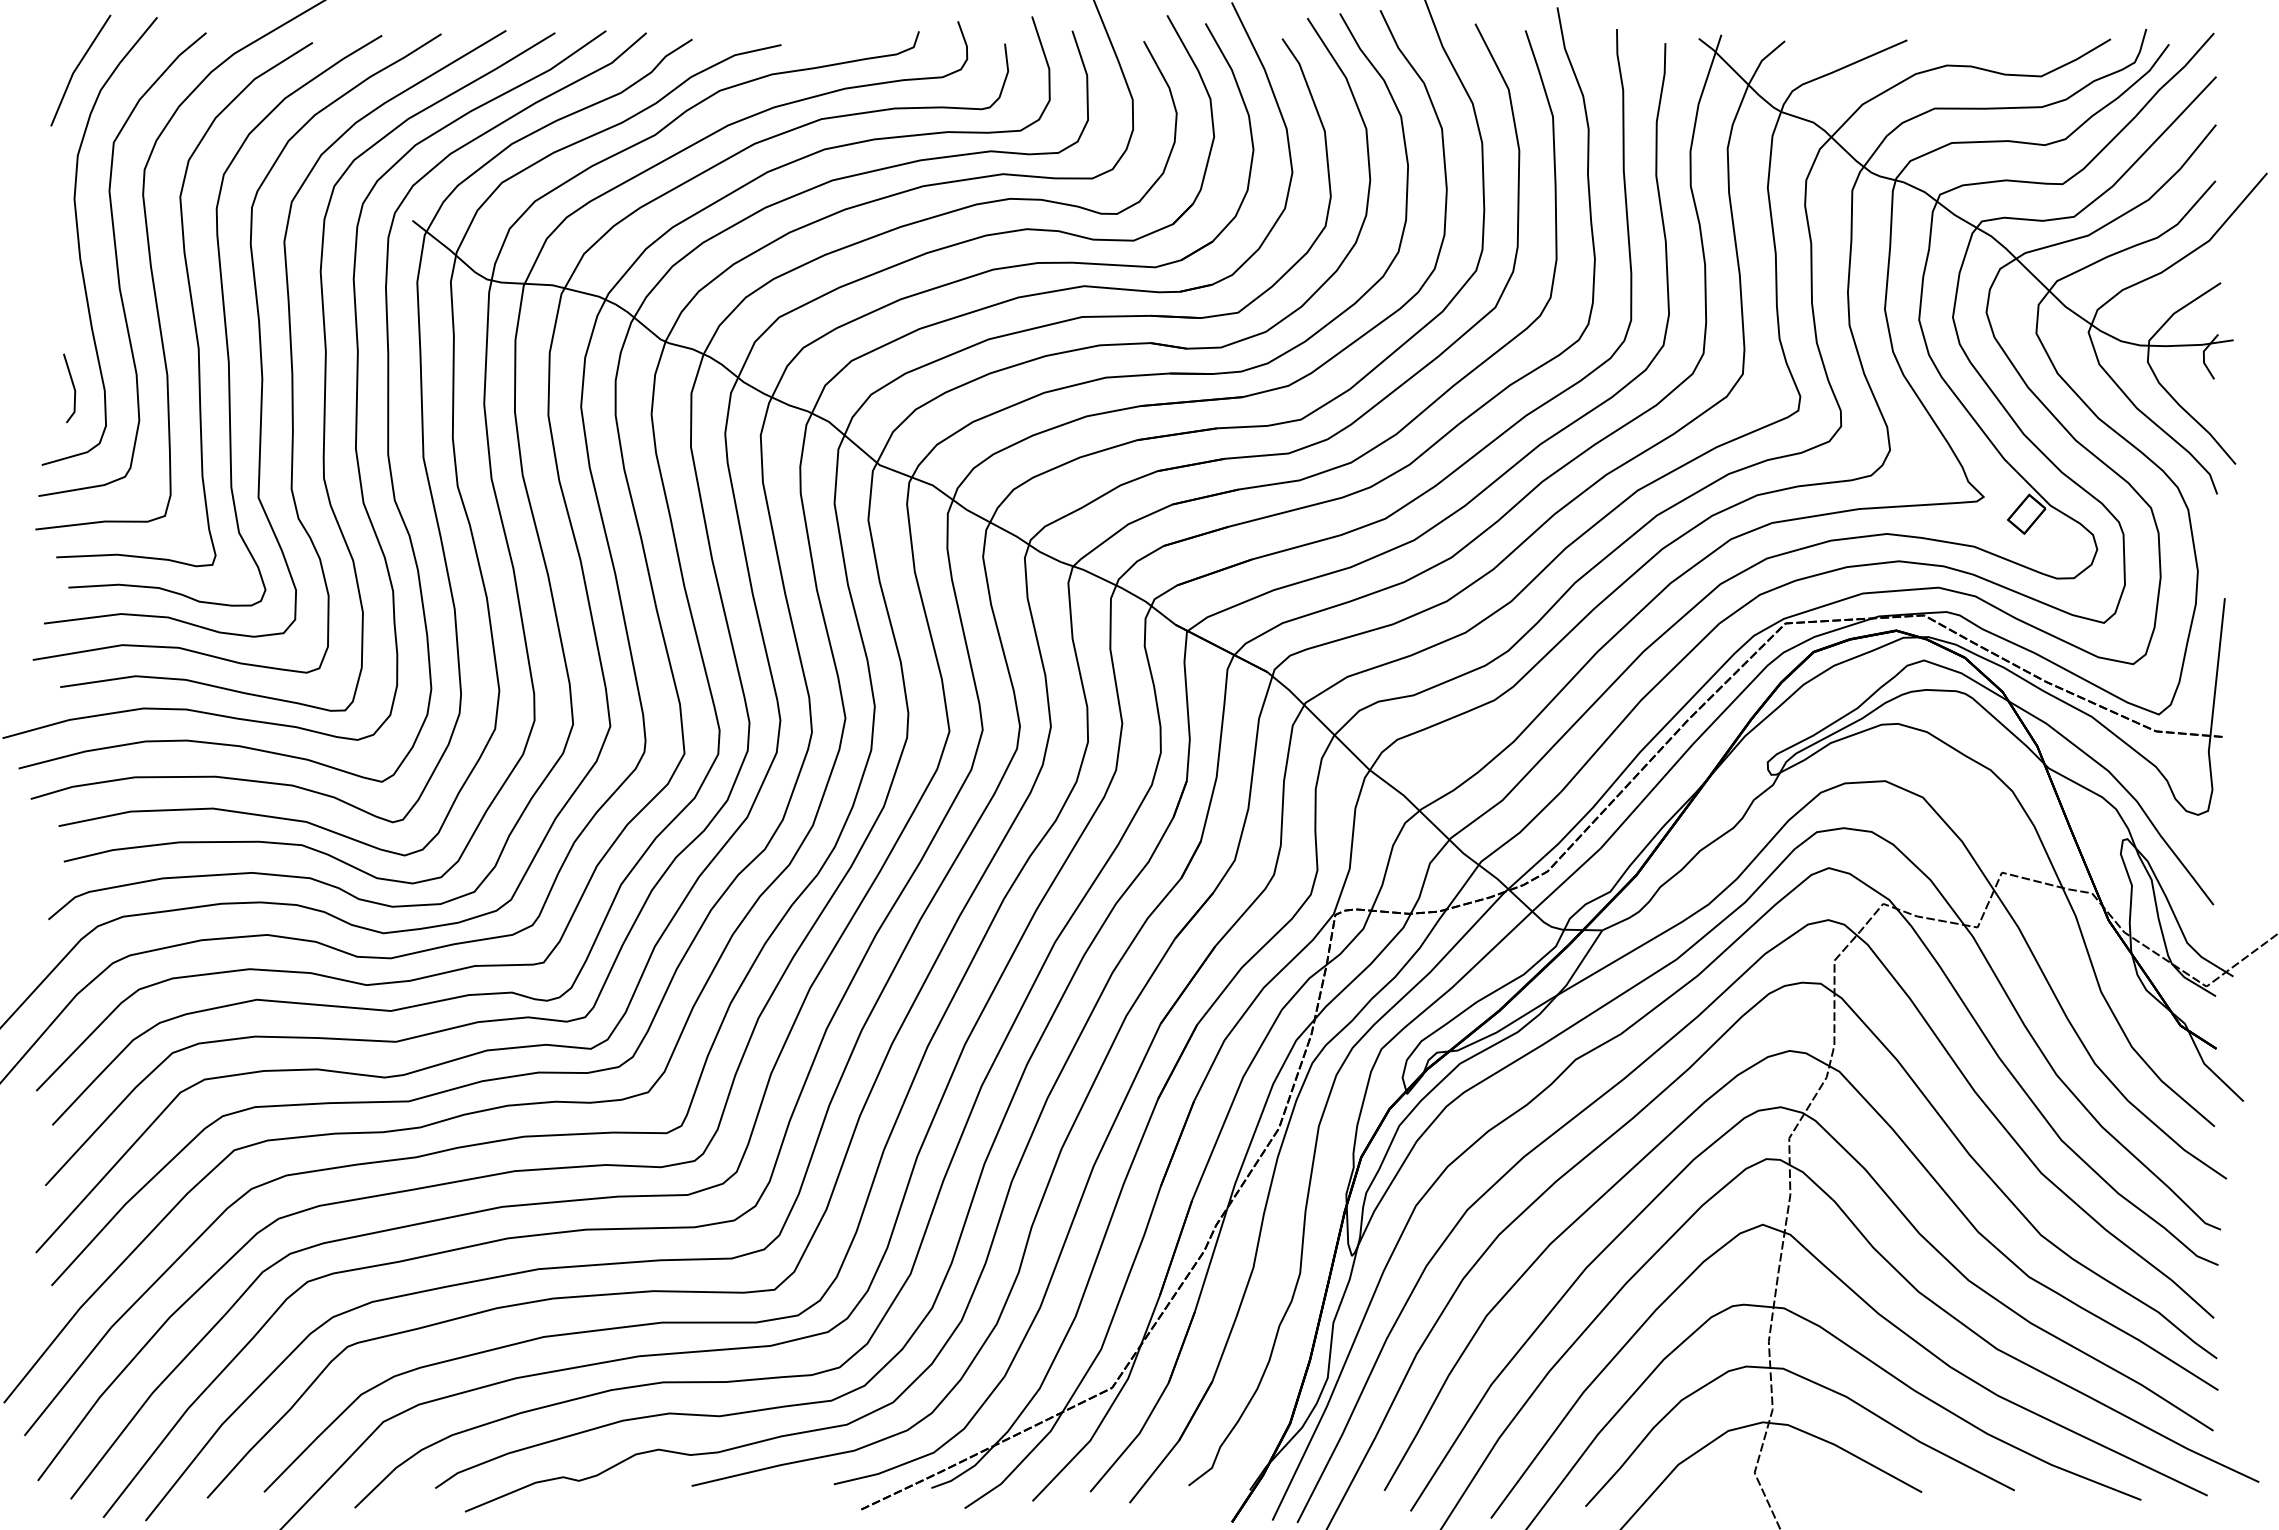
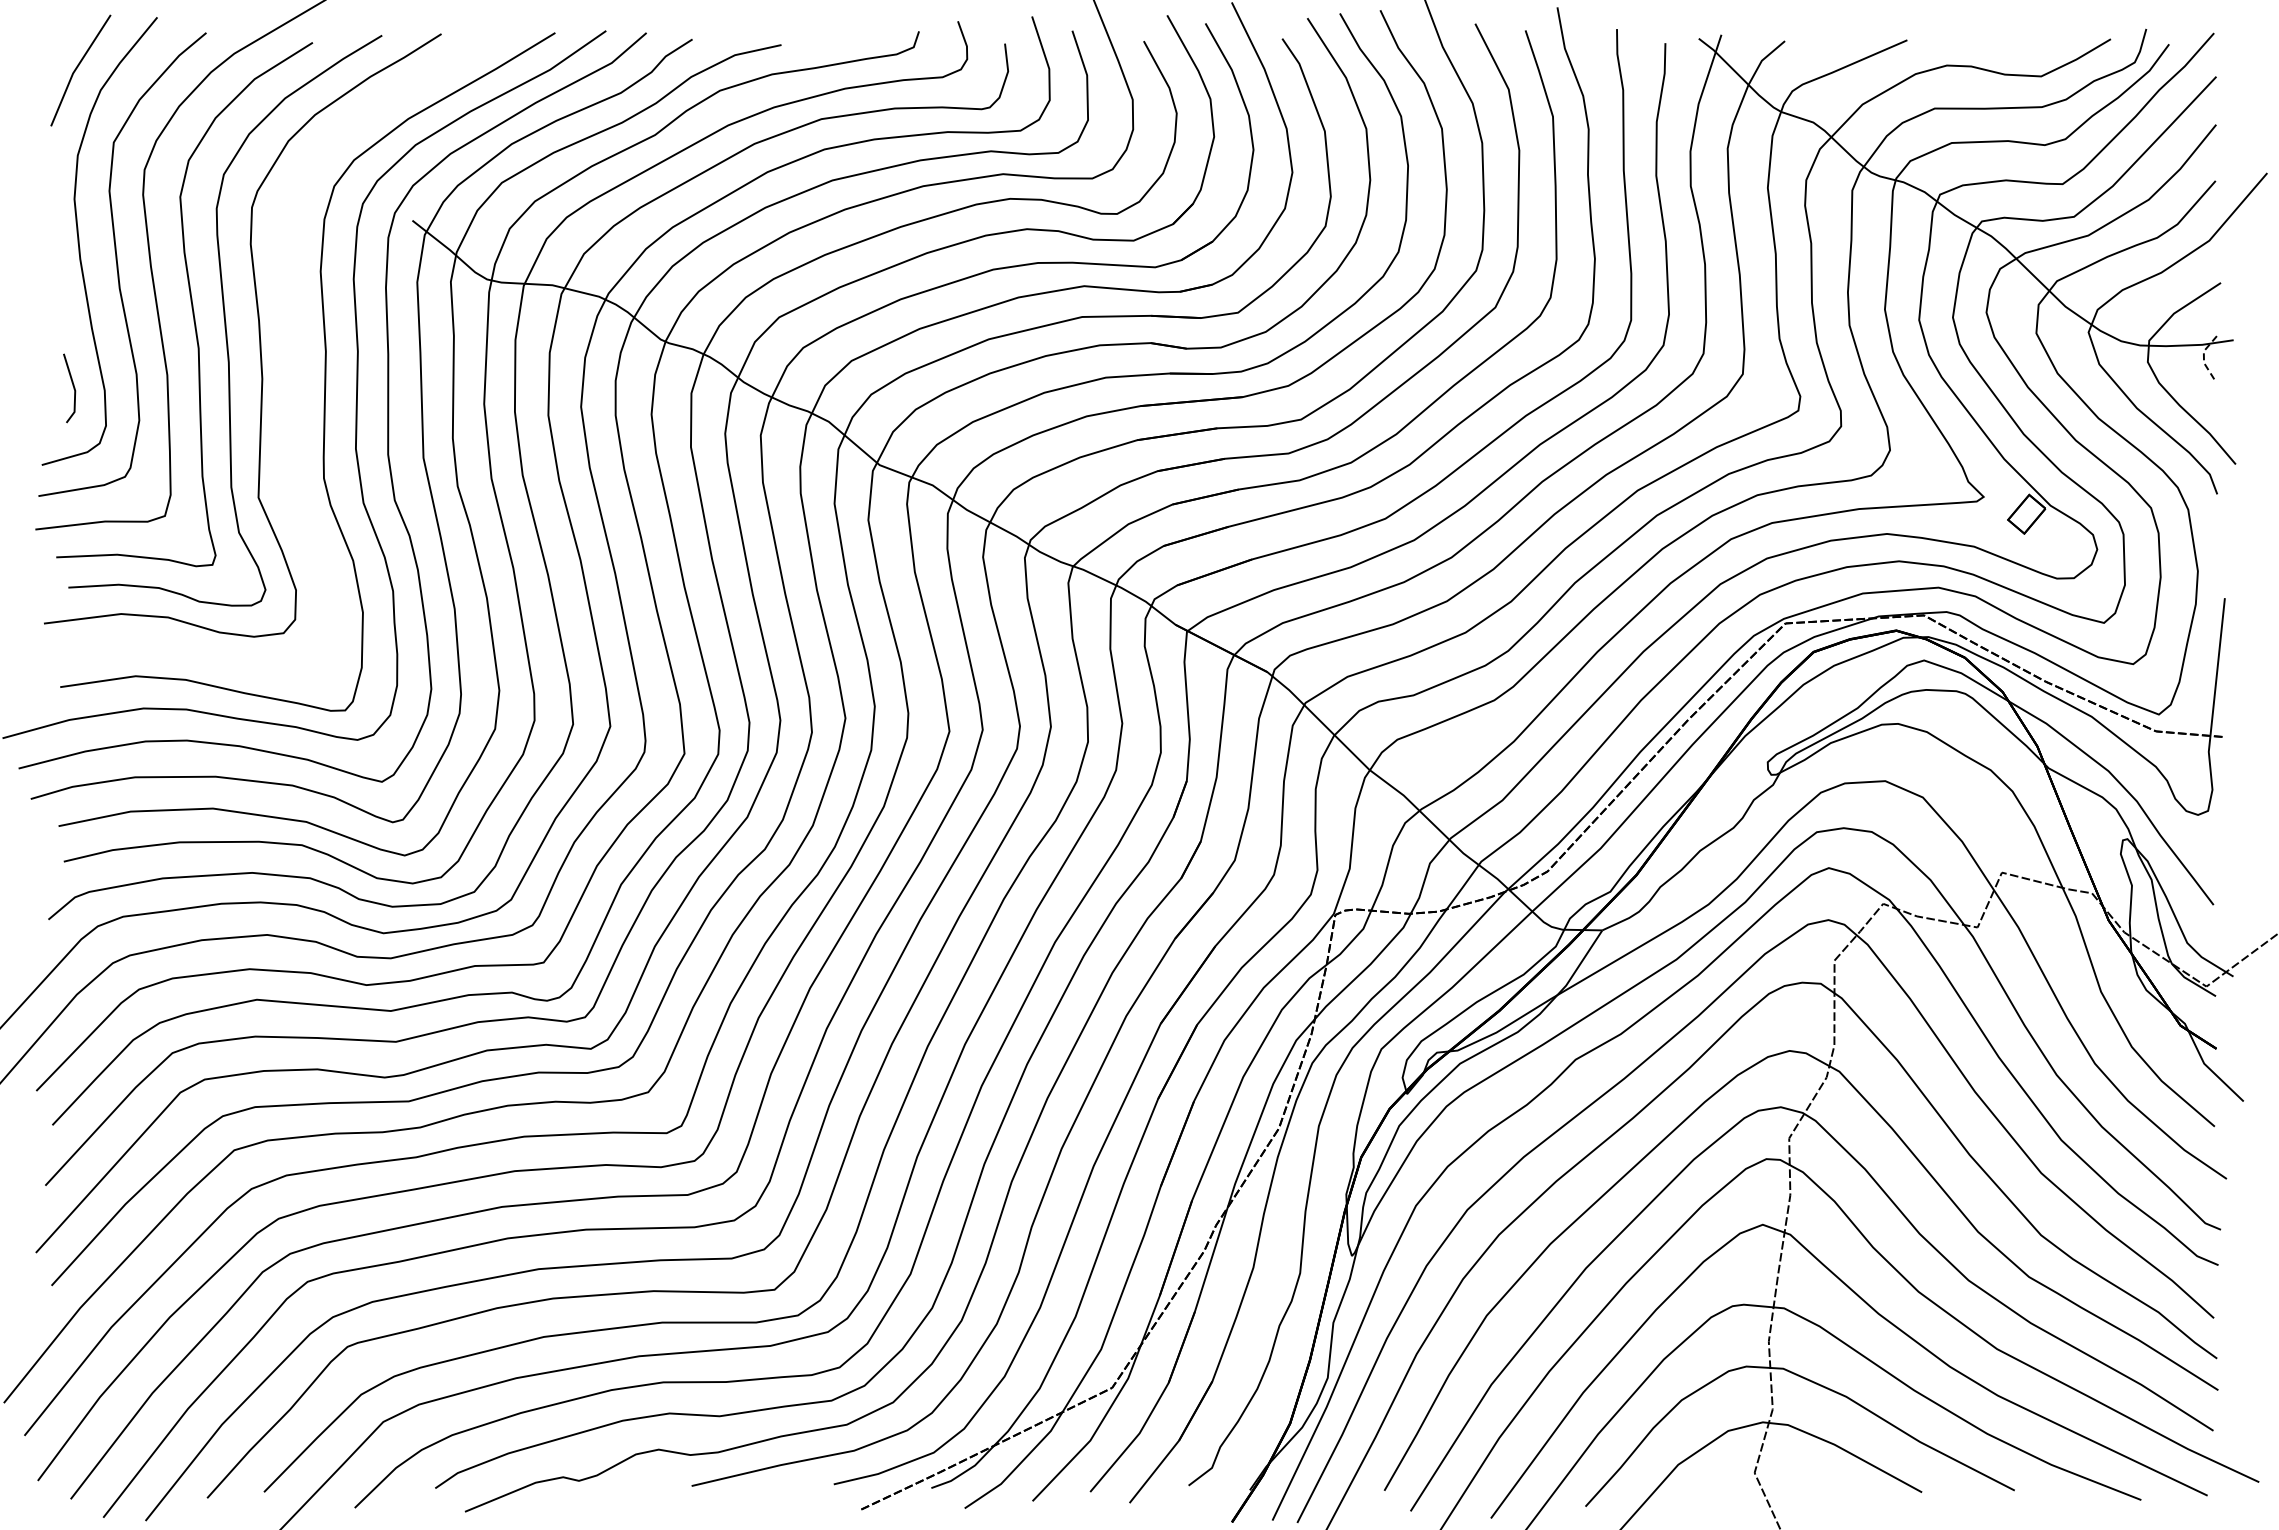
curve: present -> none (290, 351)
line: solid -> dashed (2203, 355)
